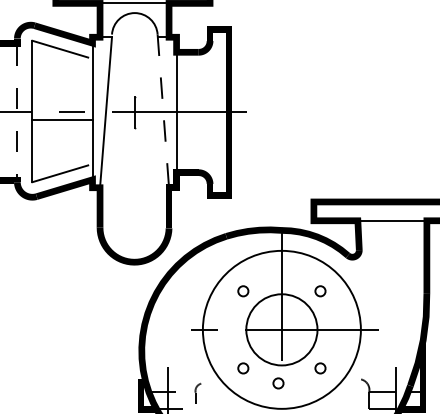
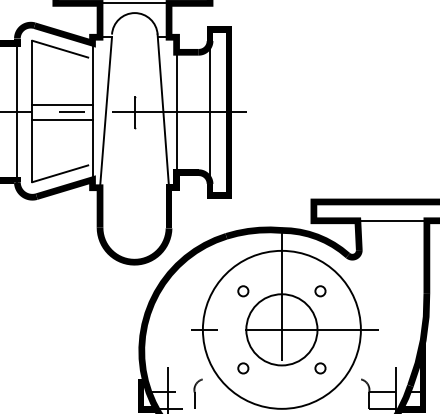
line: none -> present (62, 104)
line: dashed -> solid (163, 111)
line: none -> present (210, 111)
line: dashed -> solid (17, 113)
circle: present -> none (278, 383)
part size: 8x22 px -> 10x31 px (197, 393)
